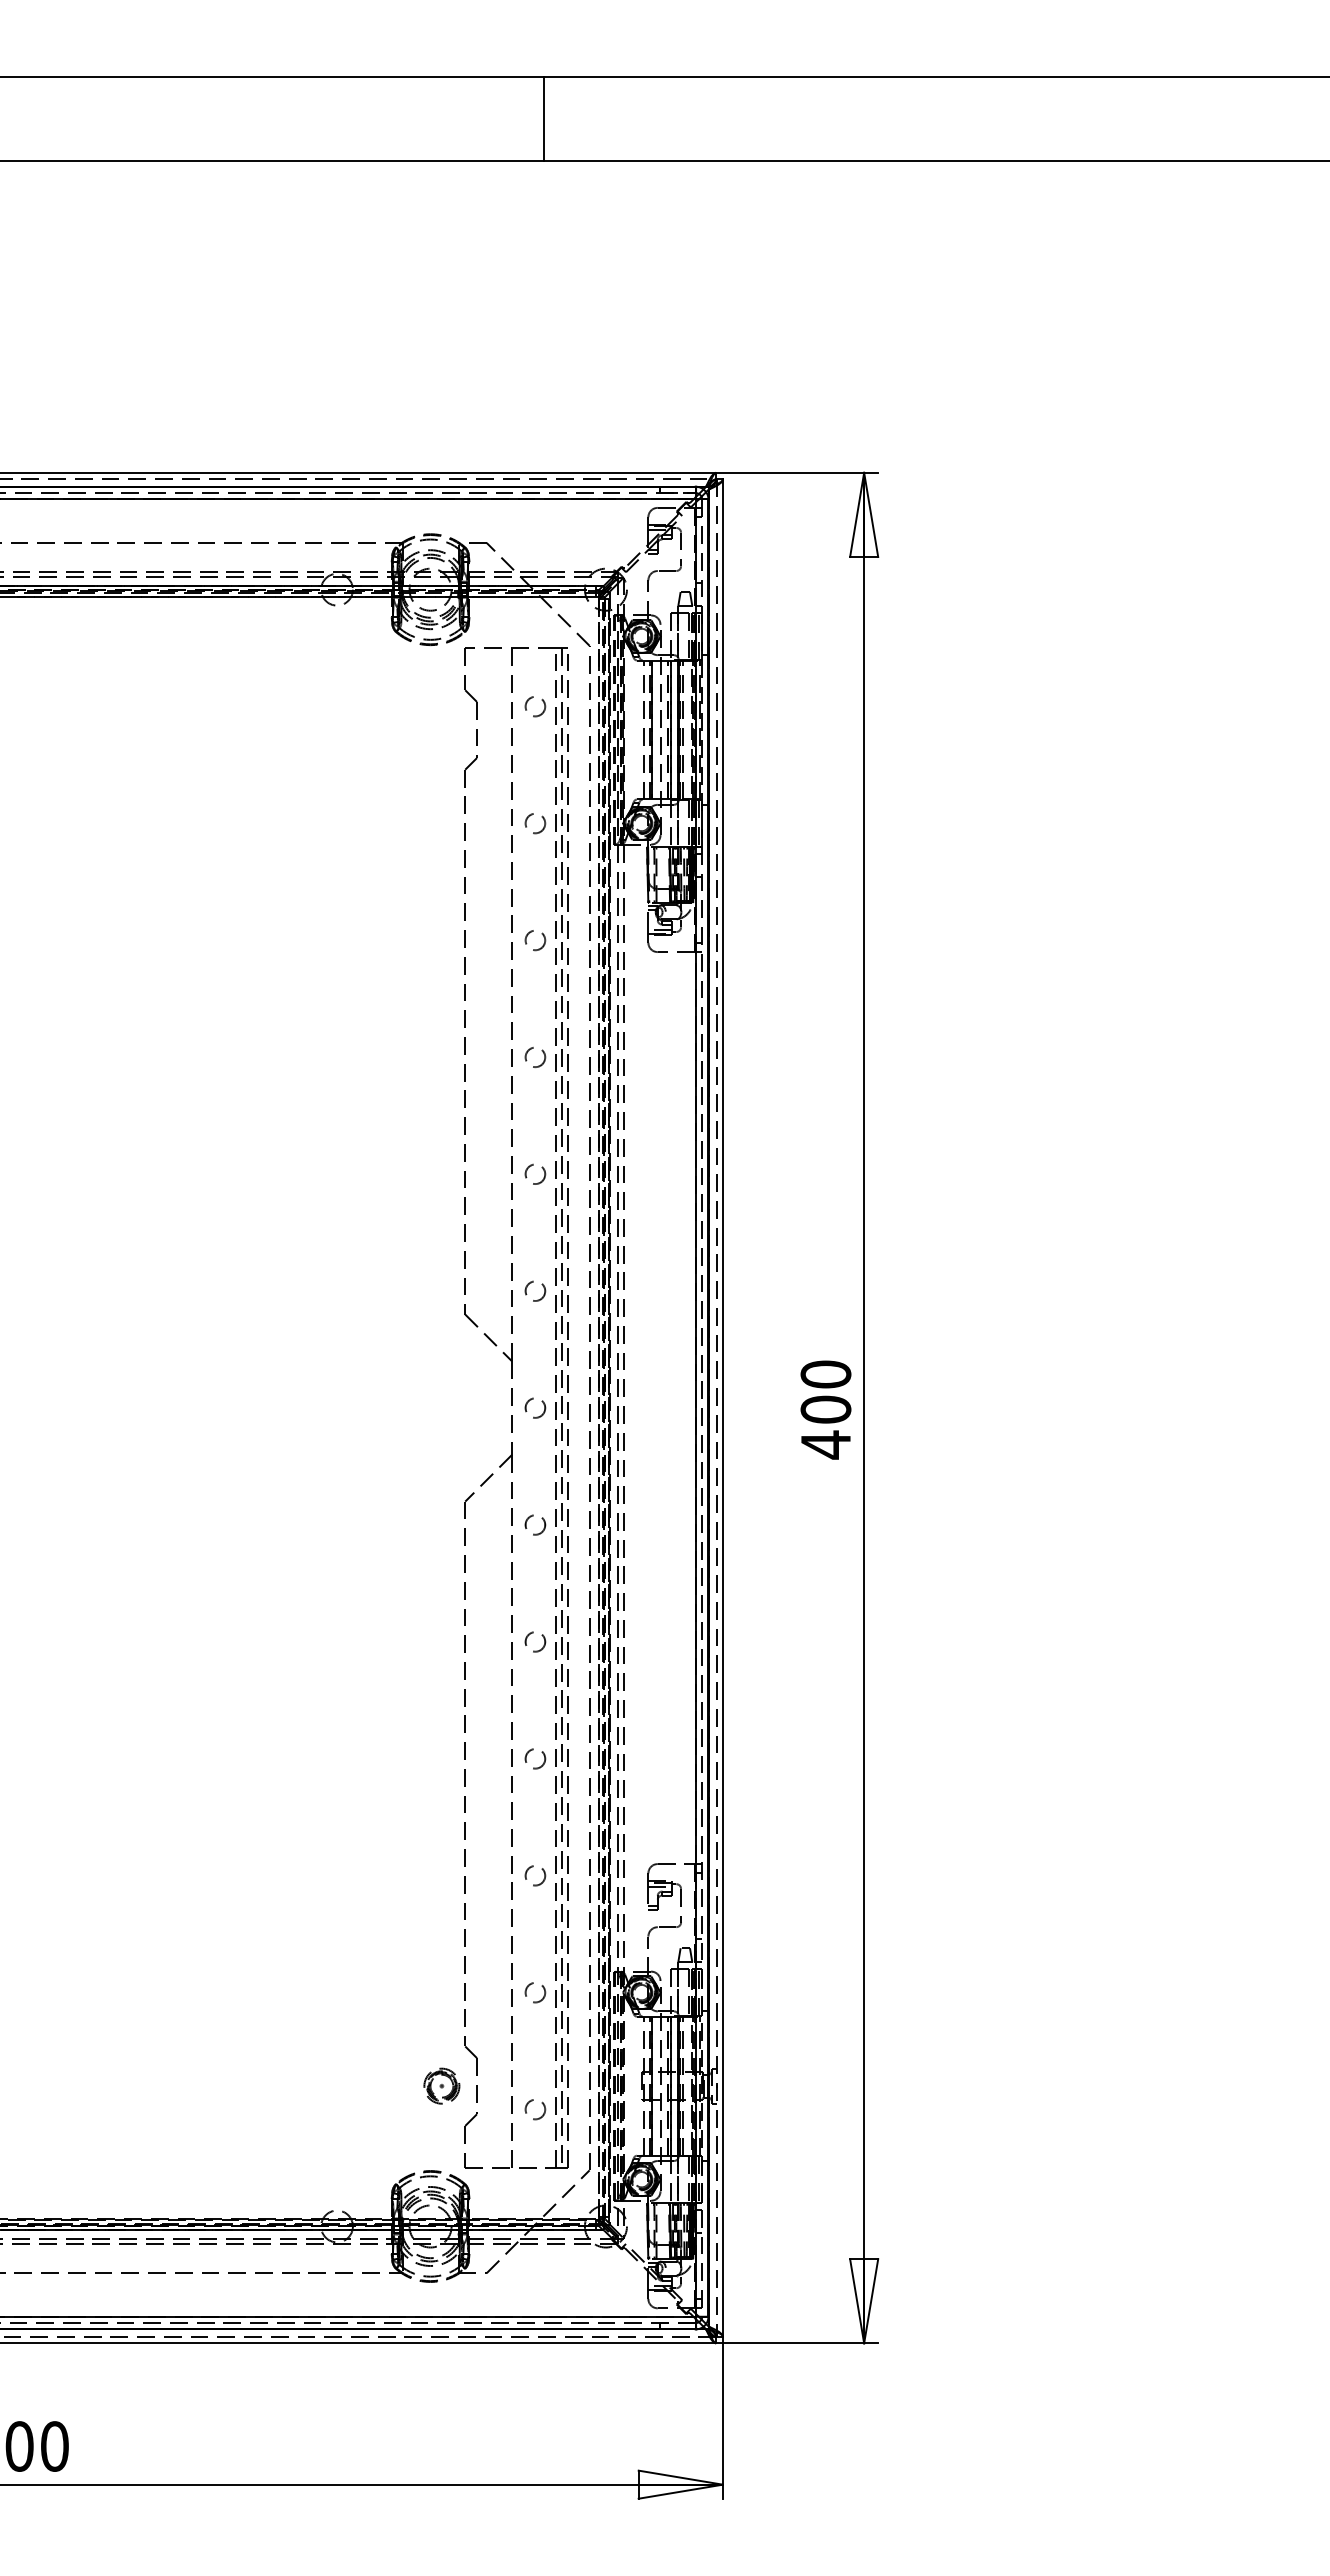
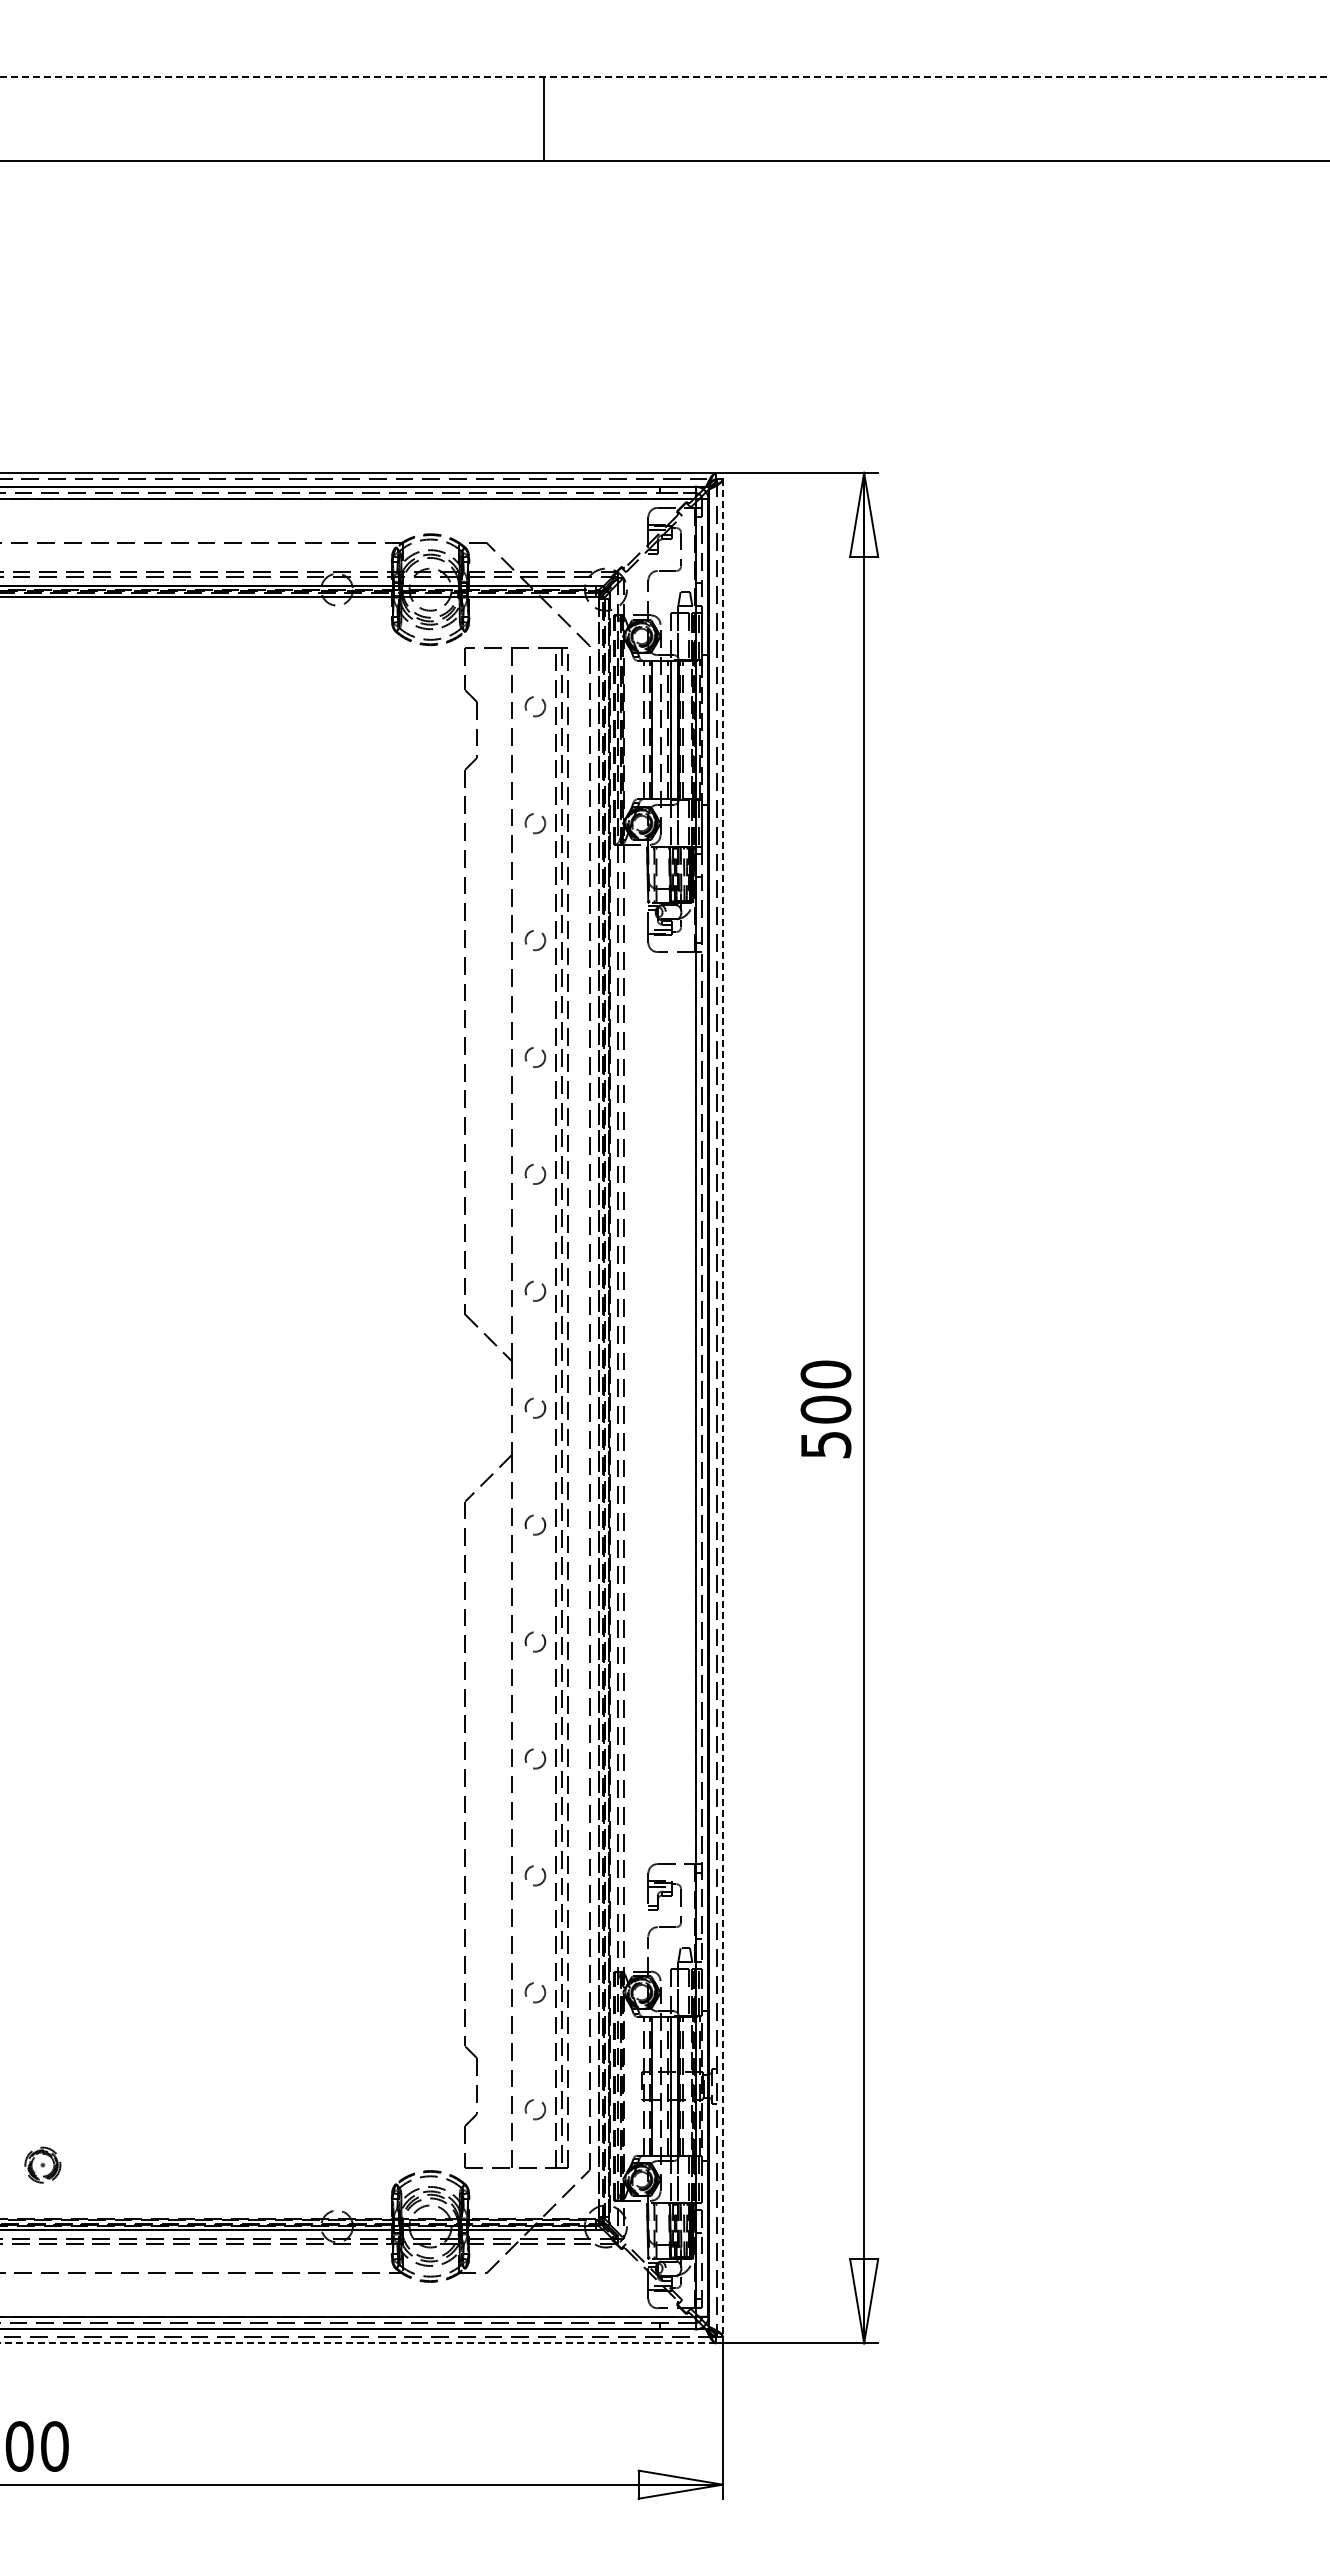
line: solid -> dashed (665, 77)
line: solid -> dashed (722, 1408)
text: 400 -> 500 (826, 1444)
part position: (441, 2085) -> (42, 2164) (42, 2164)
line: solid -> dashed (358, 2343)
